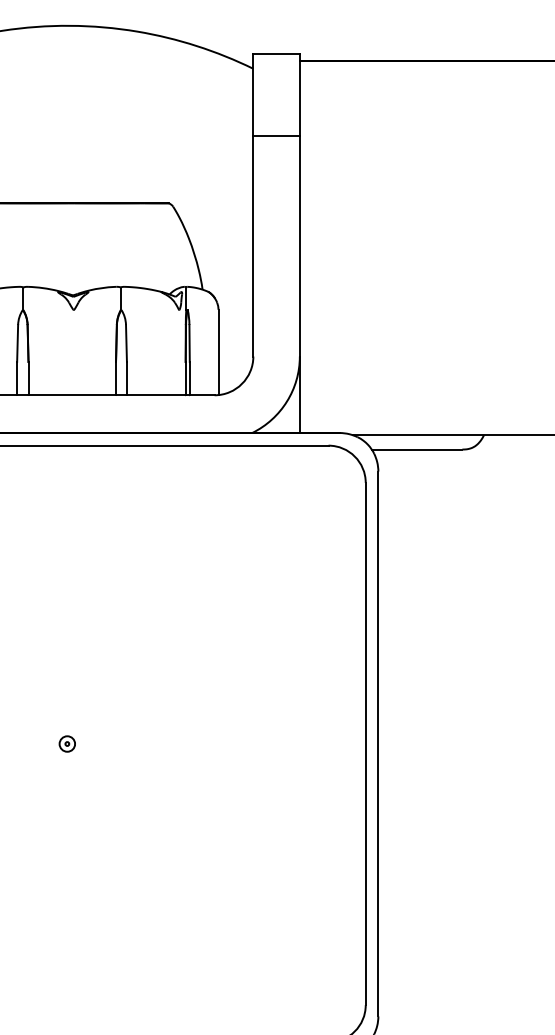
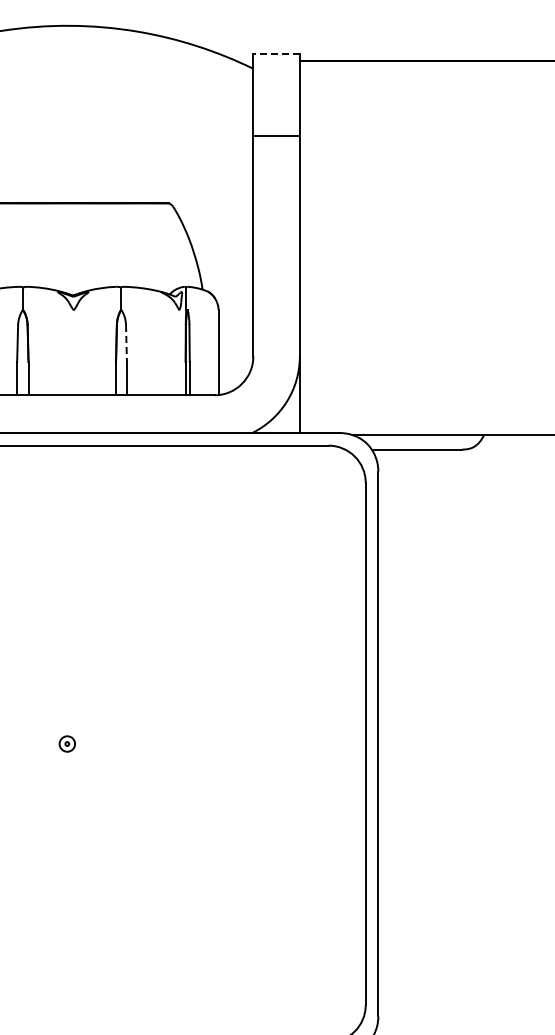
line: solid -> dashed (276, 54)
line: solid -> dashed (126, 343)
